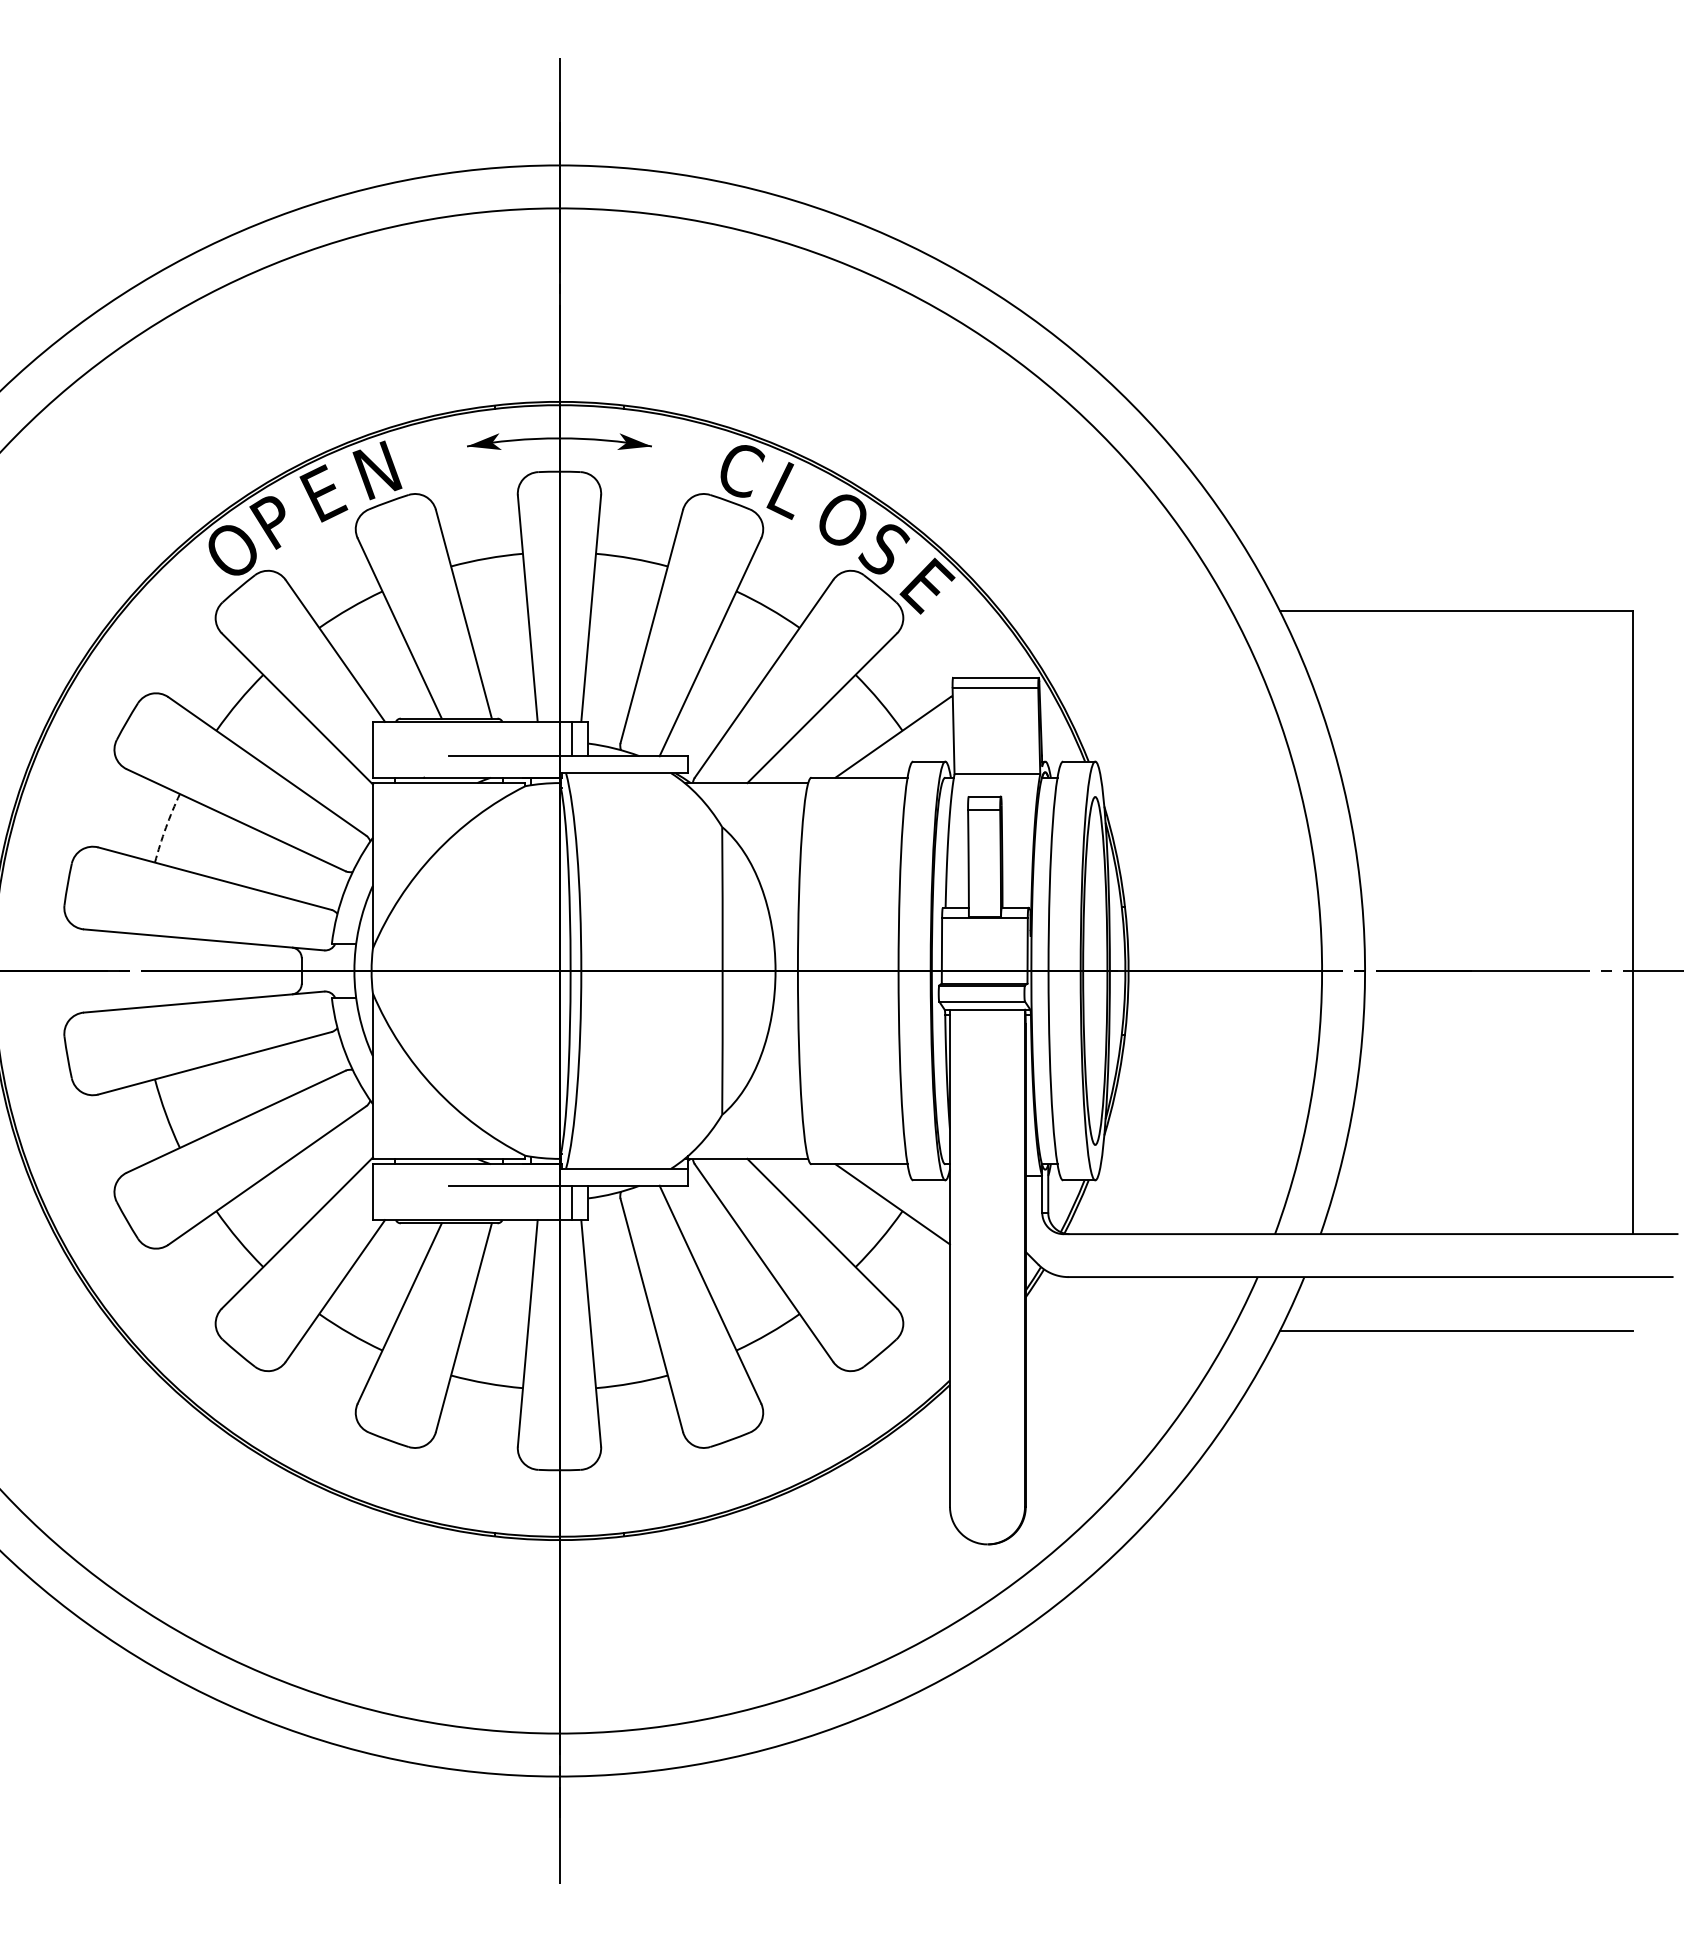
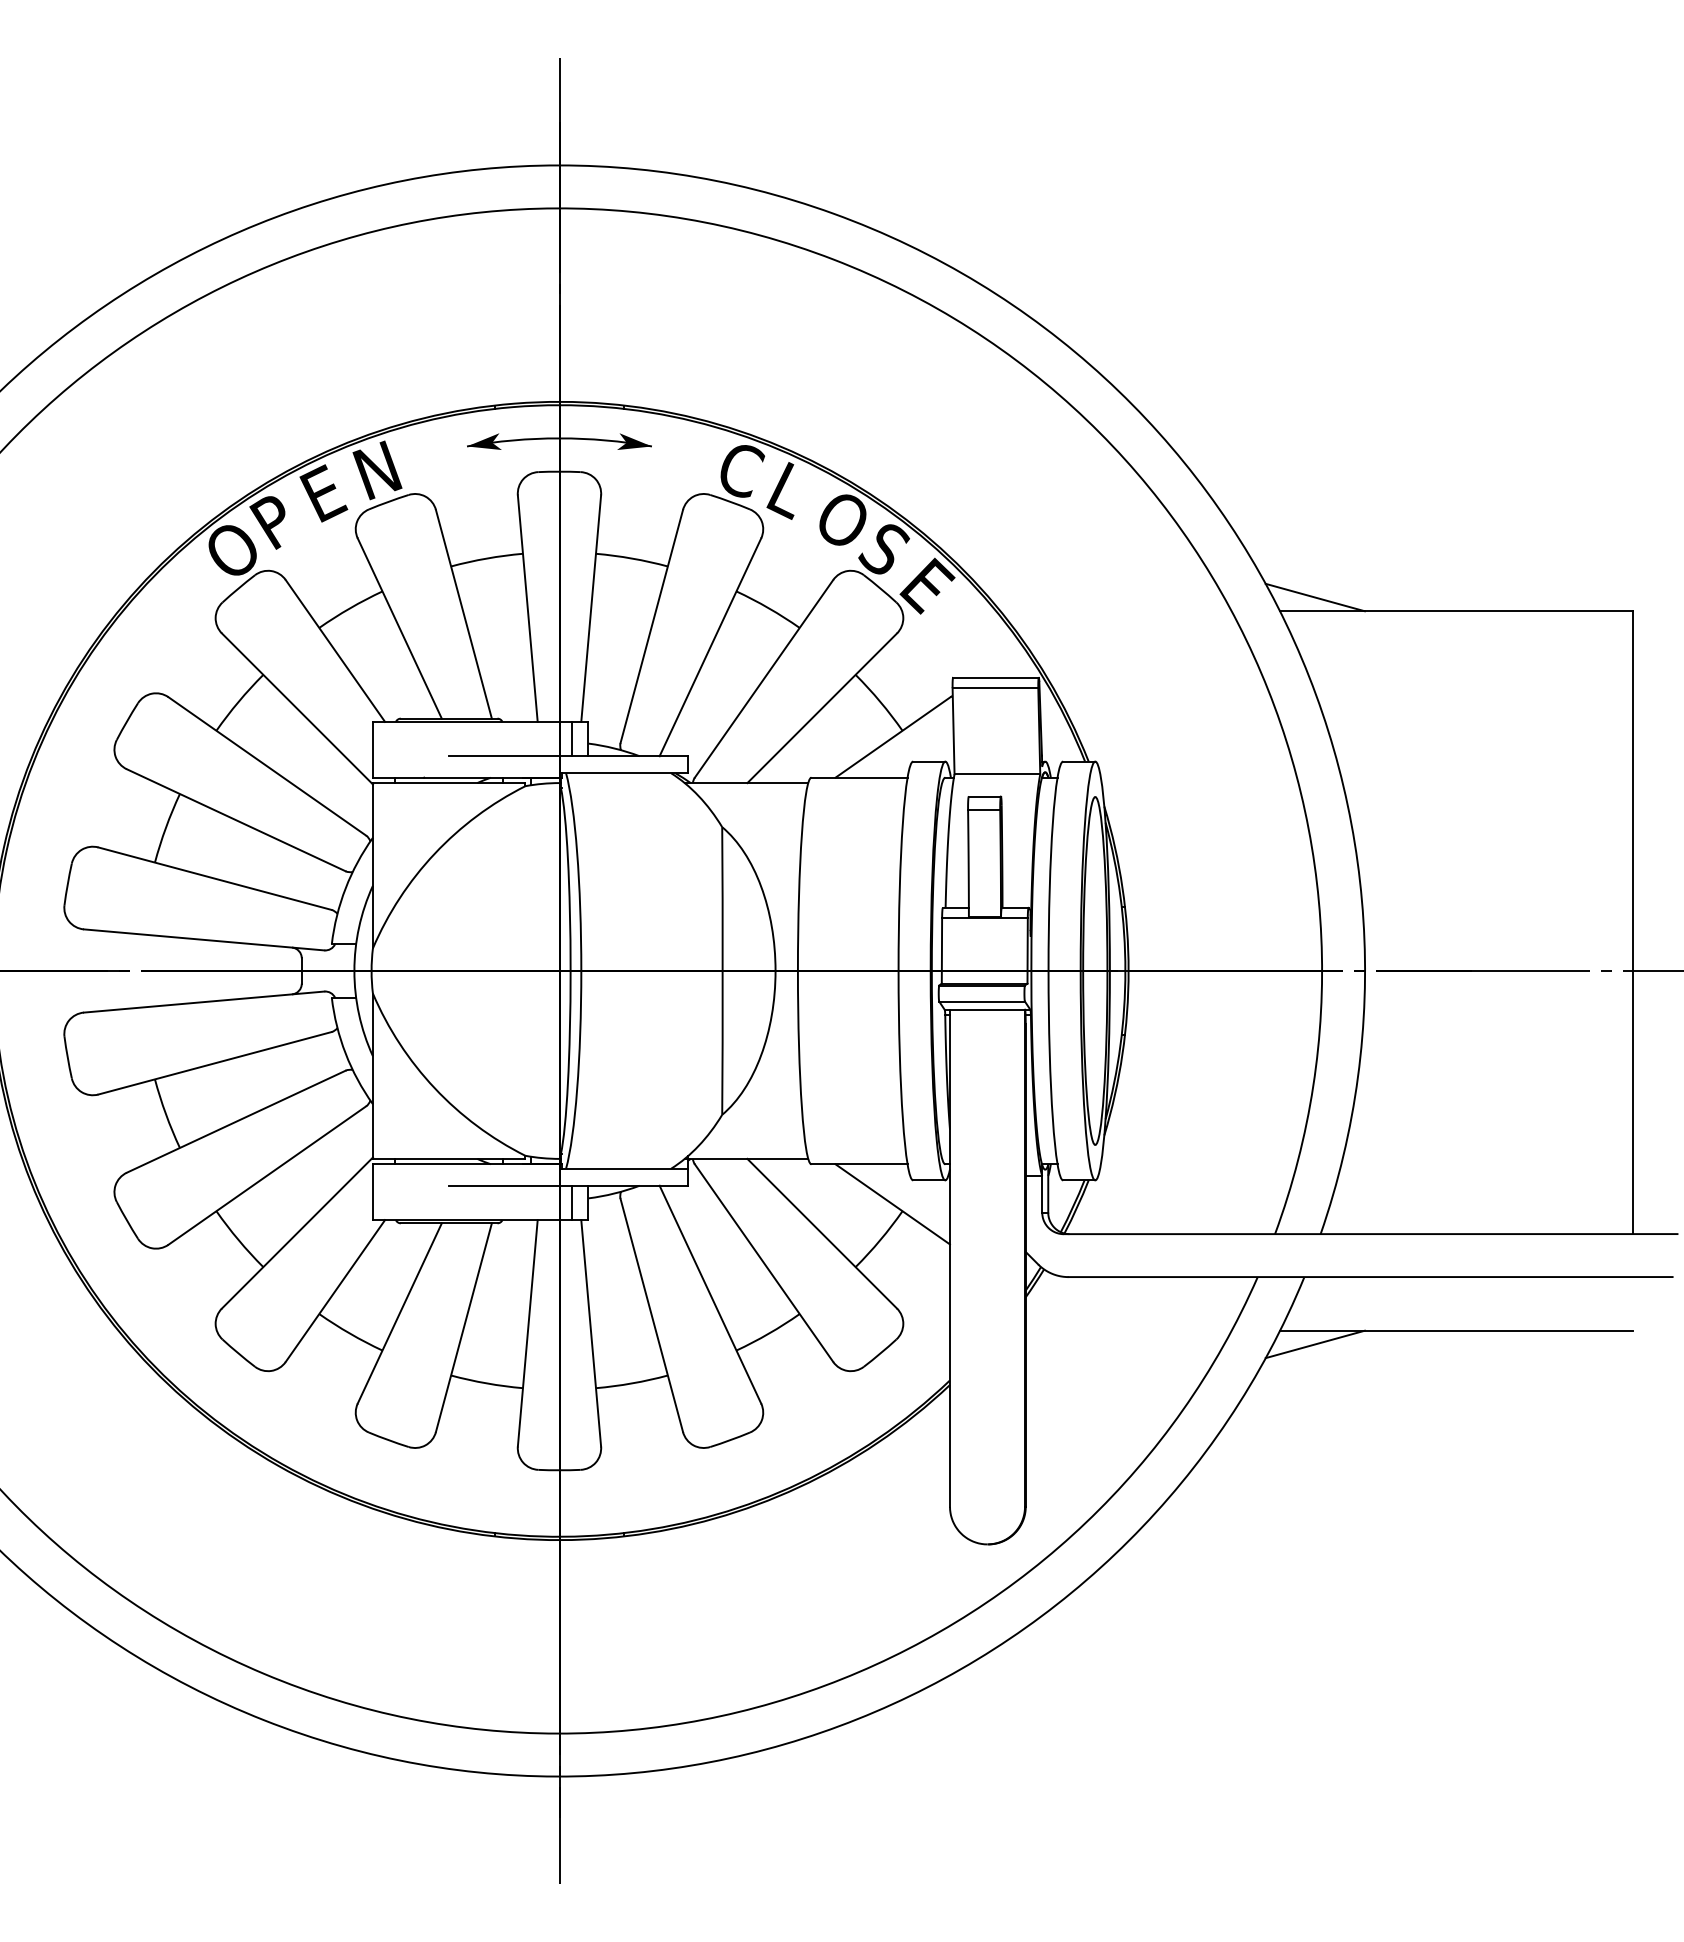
line: none -> present (1314, 597)
arc: dashed -> solid (165, 827)
line: none -> present (1314, 1344)
